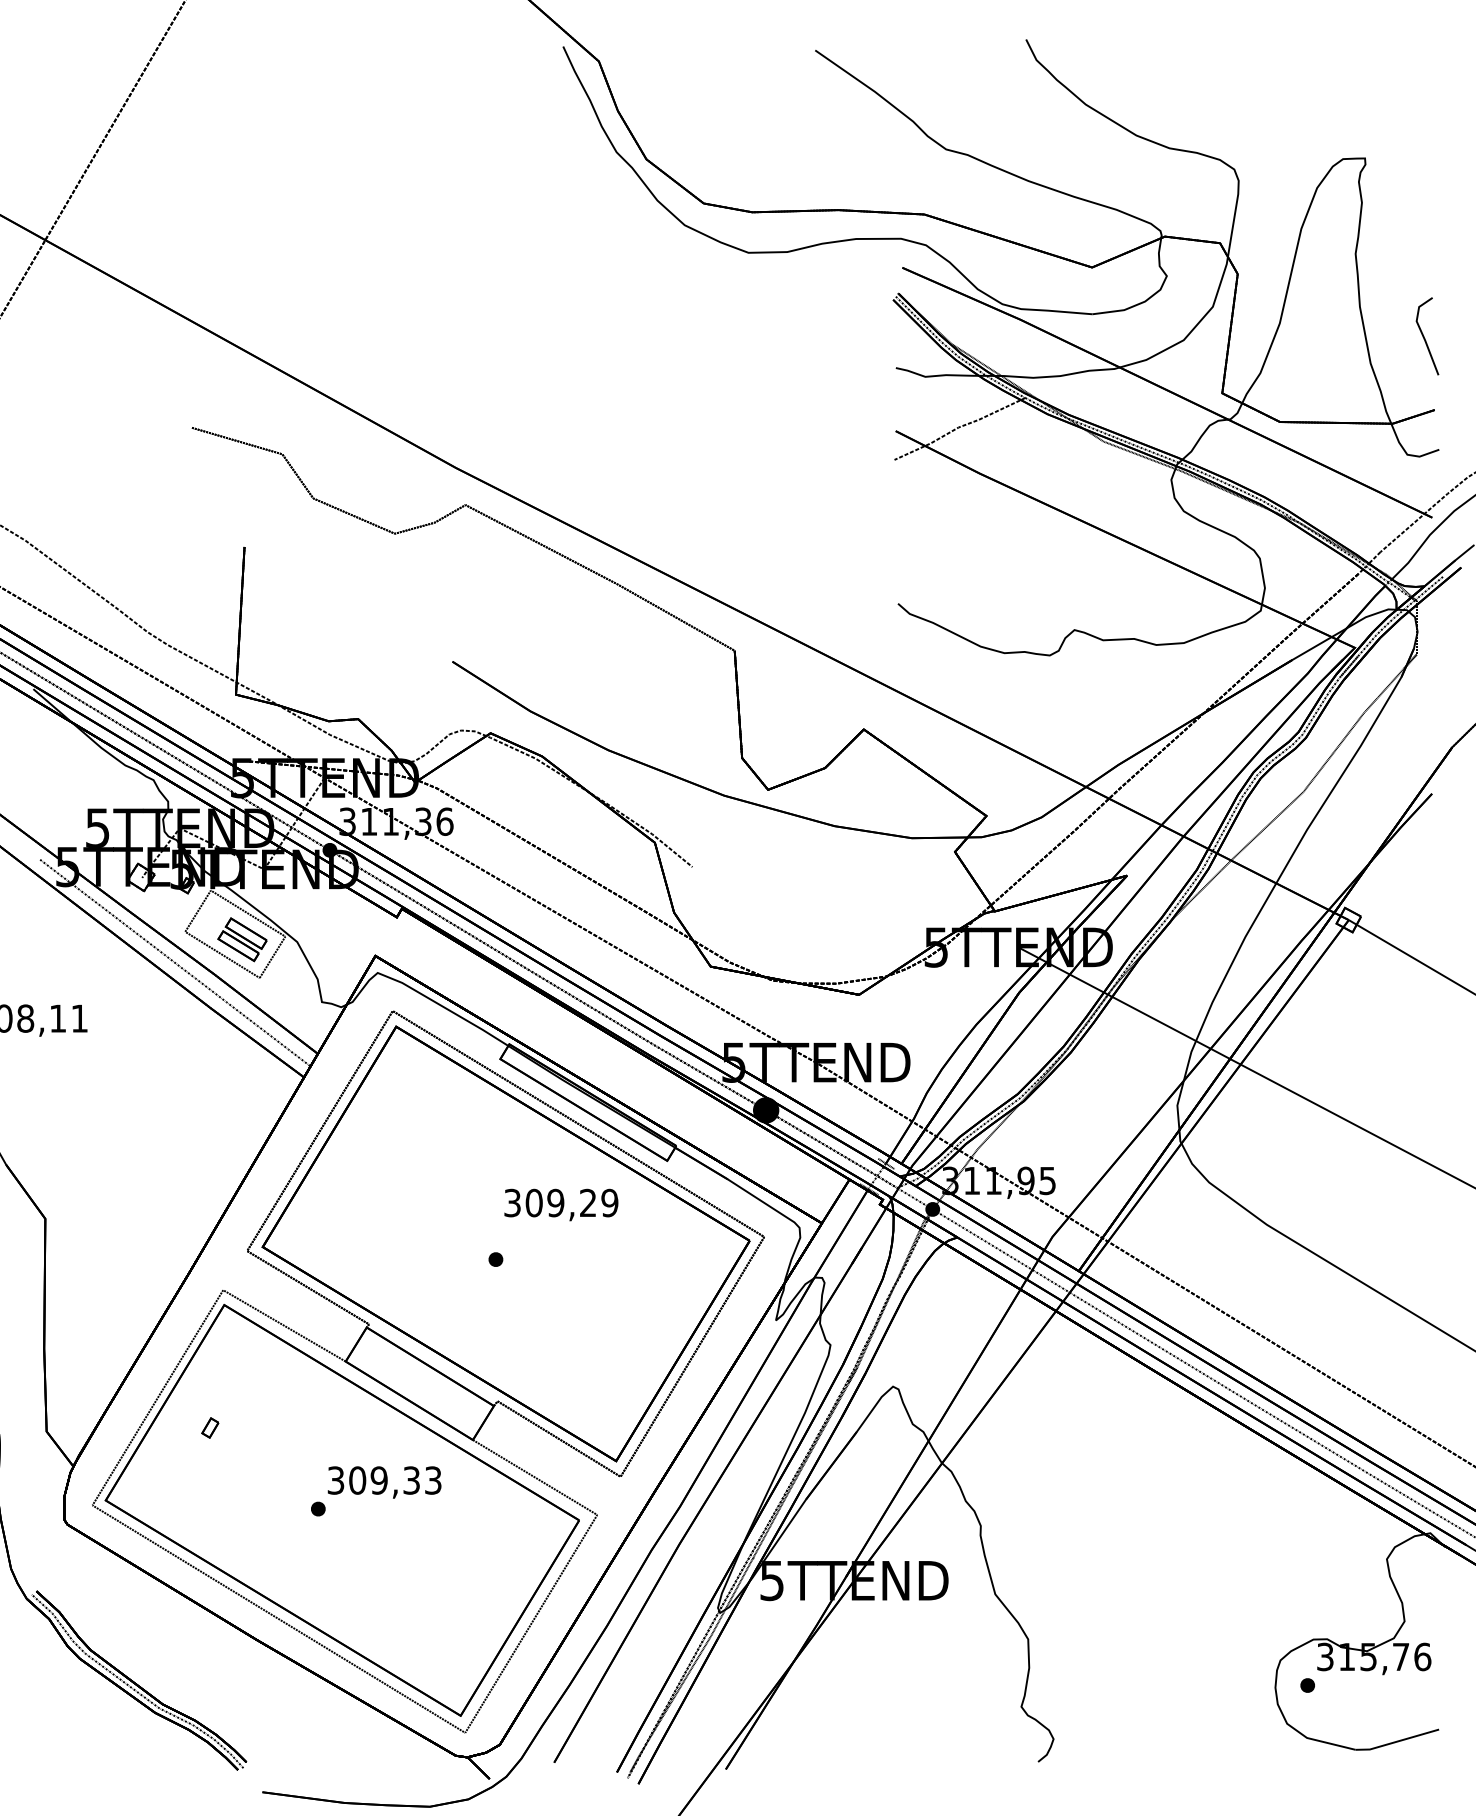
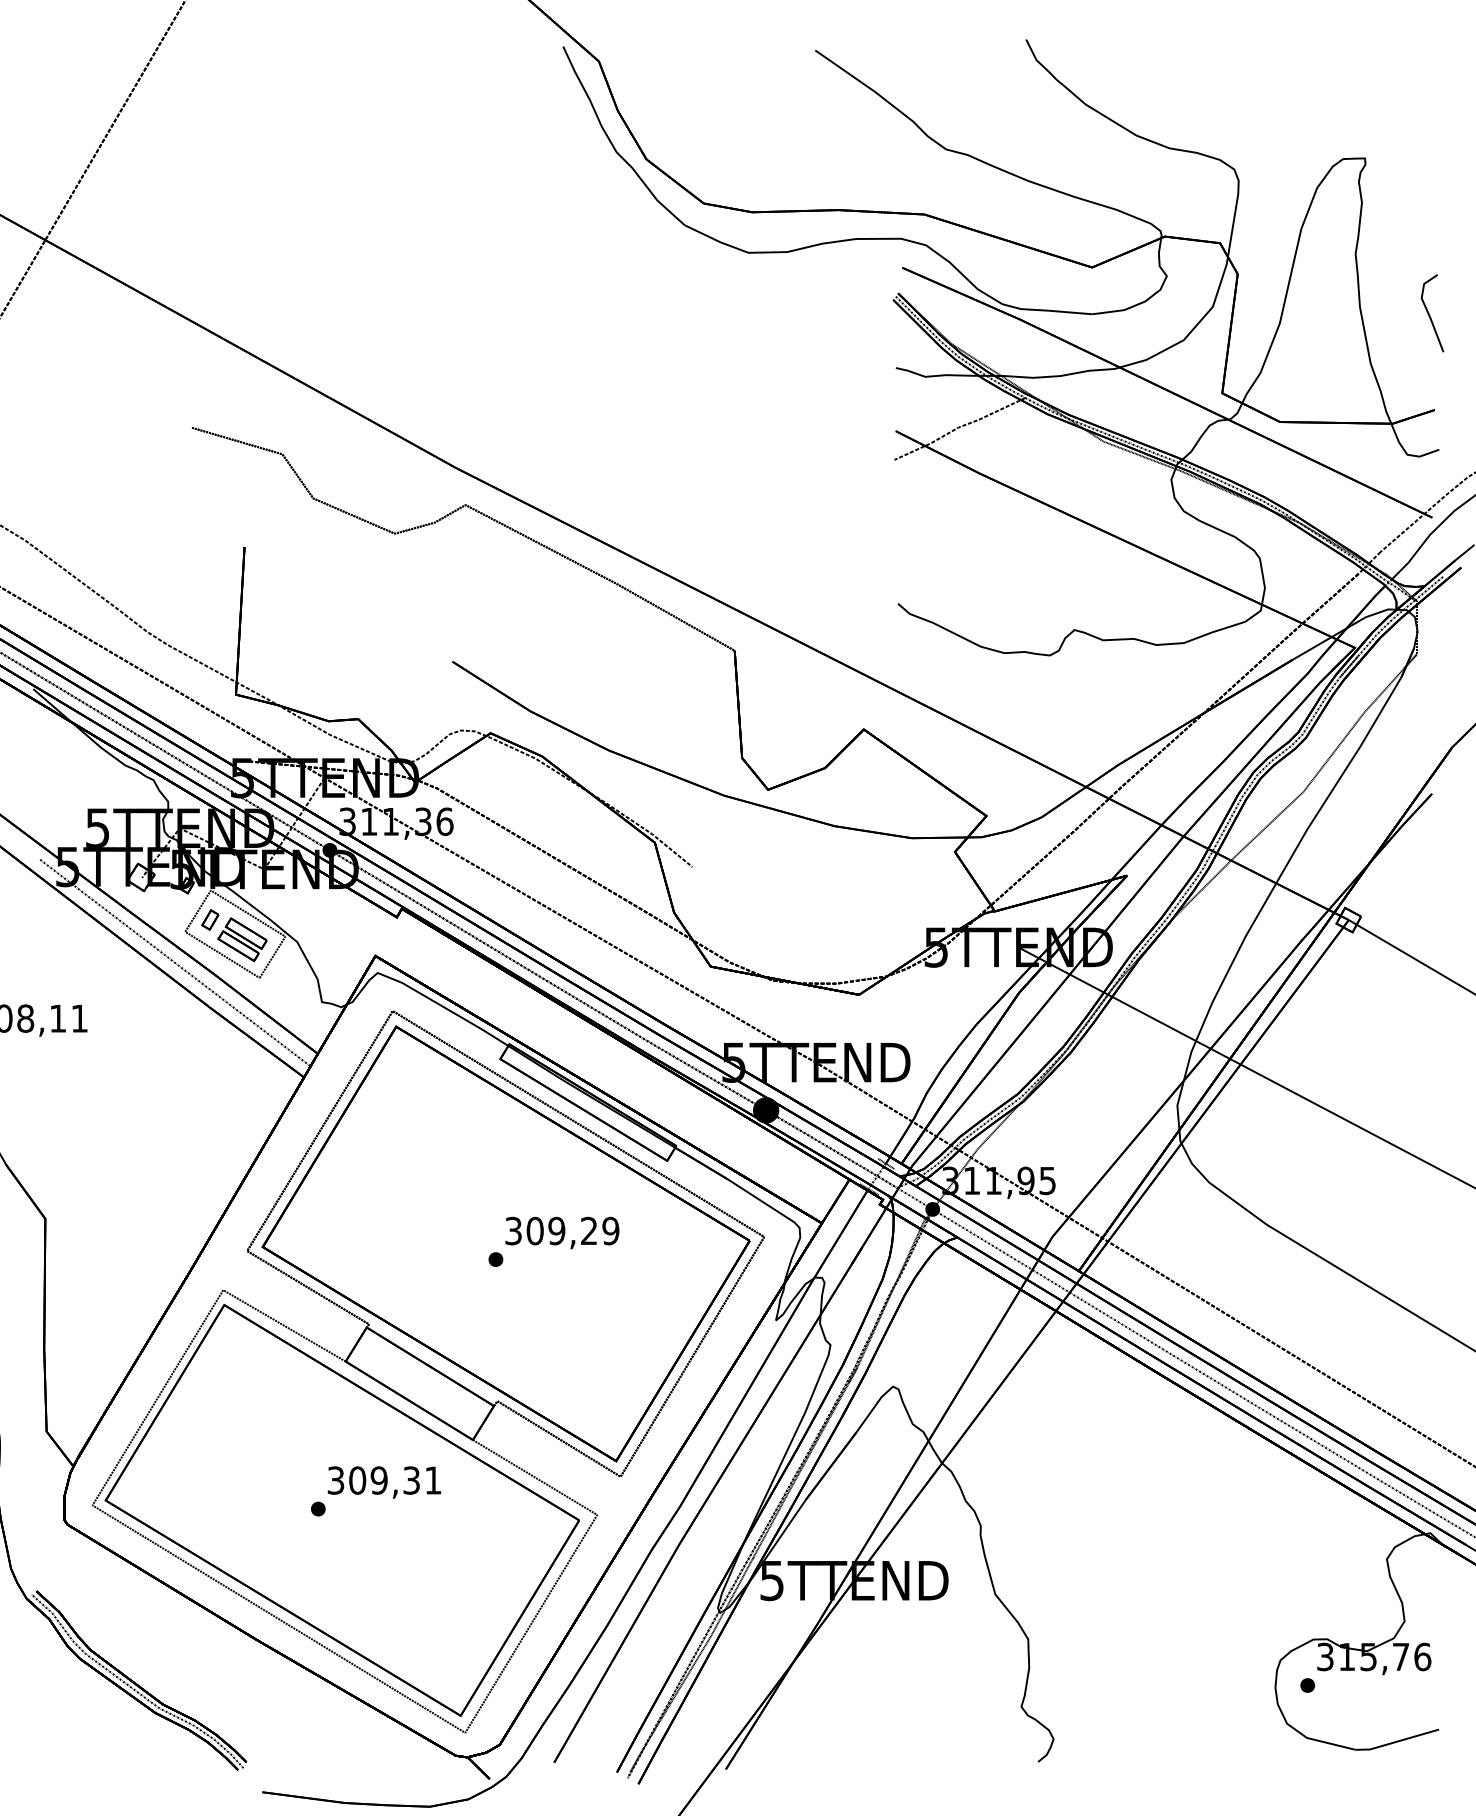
line position: (1425, 338) -> (1430, 315) (1430, 315)
text position: (561, 1204) -> (562, 1232) (562, 1232)
part position: (210, 1427) -> (210, 919) (210, 919)
text: 309,33 -> 309,31 (433, 1480)
